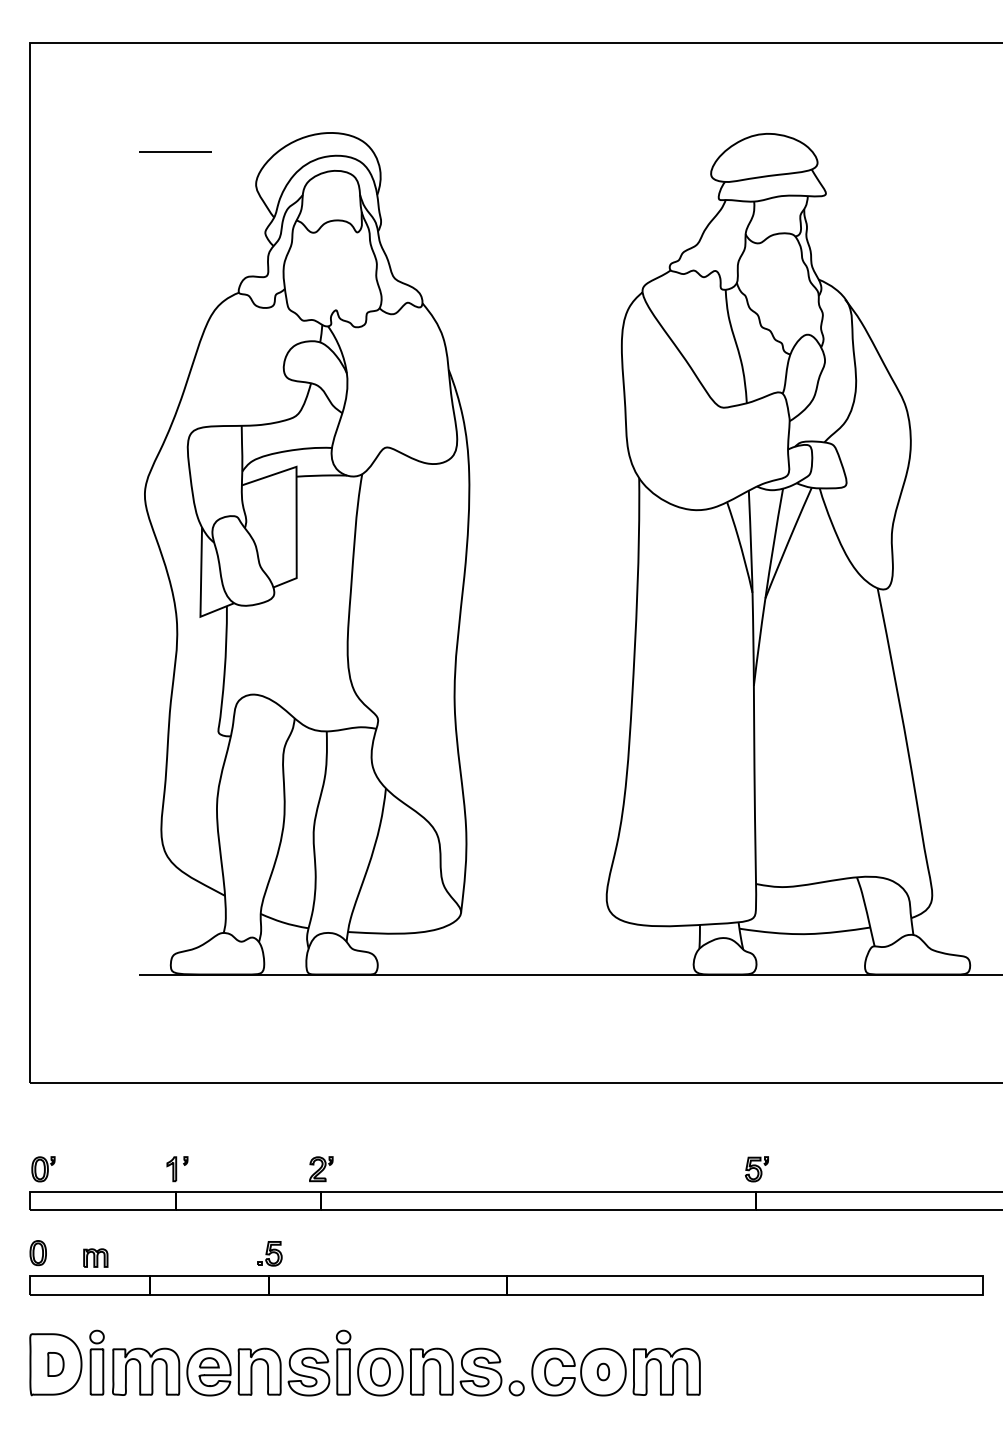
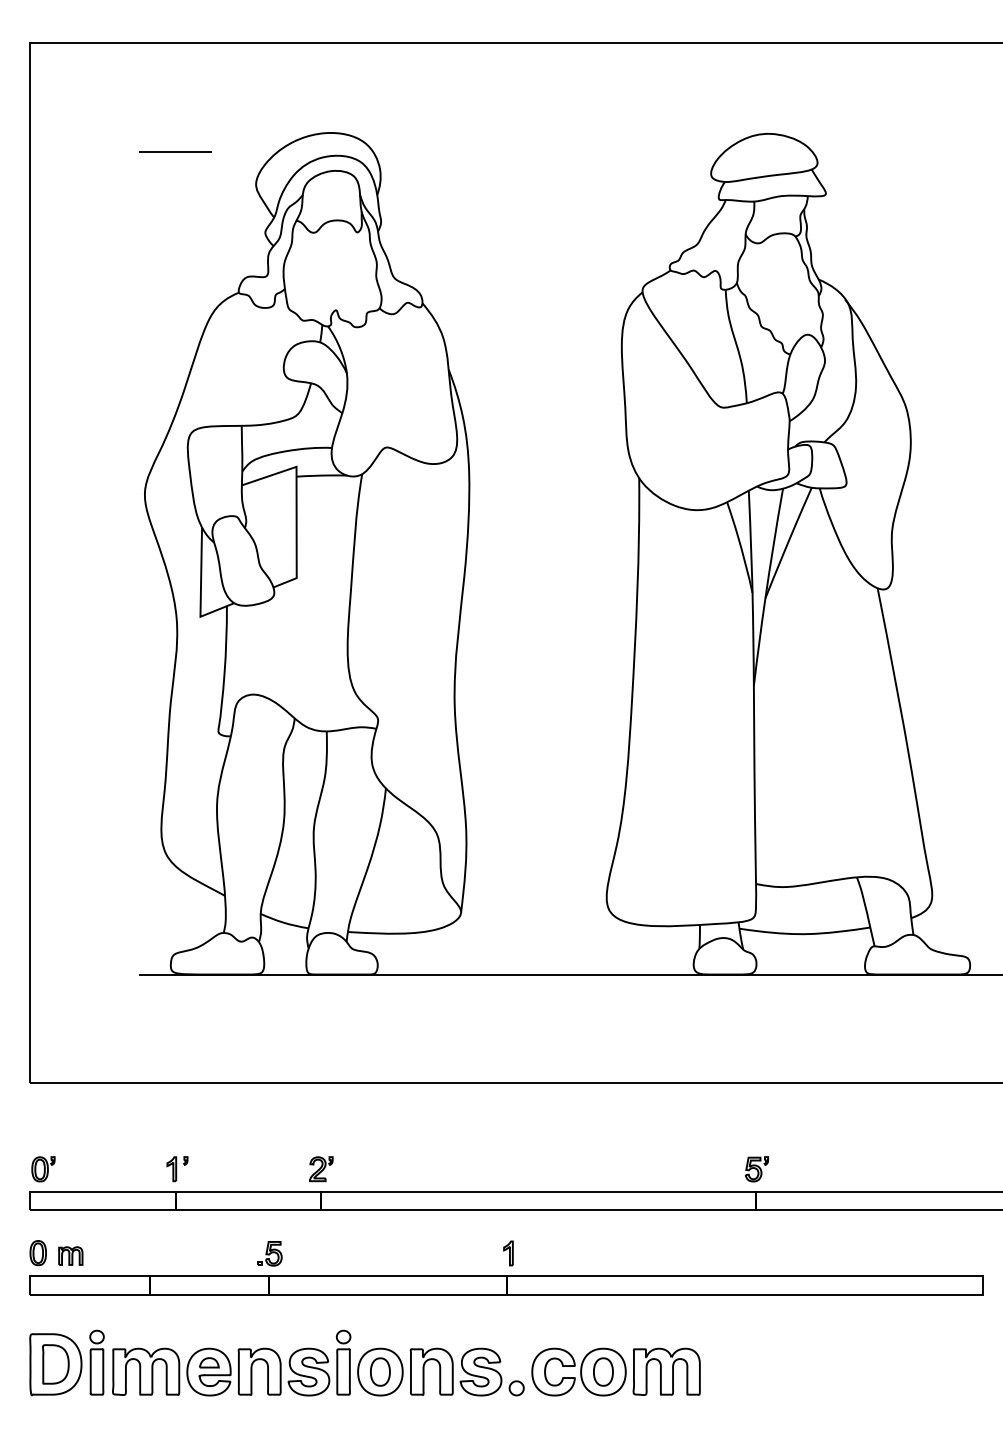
part: none -> present (508, 1253)
part position: (95, 1257) -> (70, 1255) (70, 1255)
part size: 18x25 px -> 28x41 px (55, 1364)
part size: 15x20 px -> 21x30 px (603, 1371)
